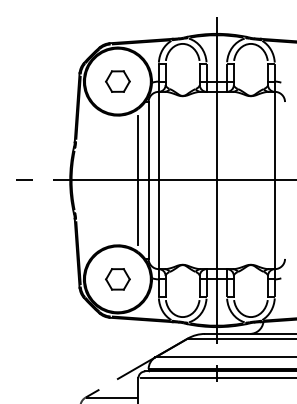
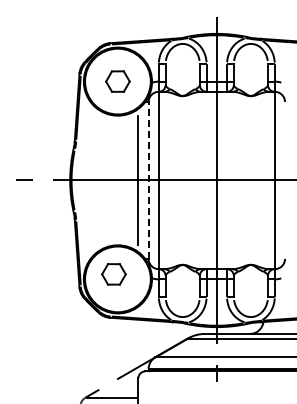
line: solid -> dashed (148, 180)
part position: (117, 279) -> (113, 274) (113, 274)
line: present -> none (217, 378)
